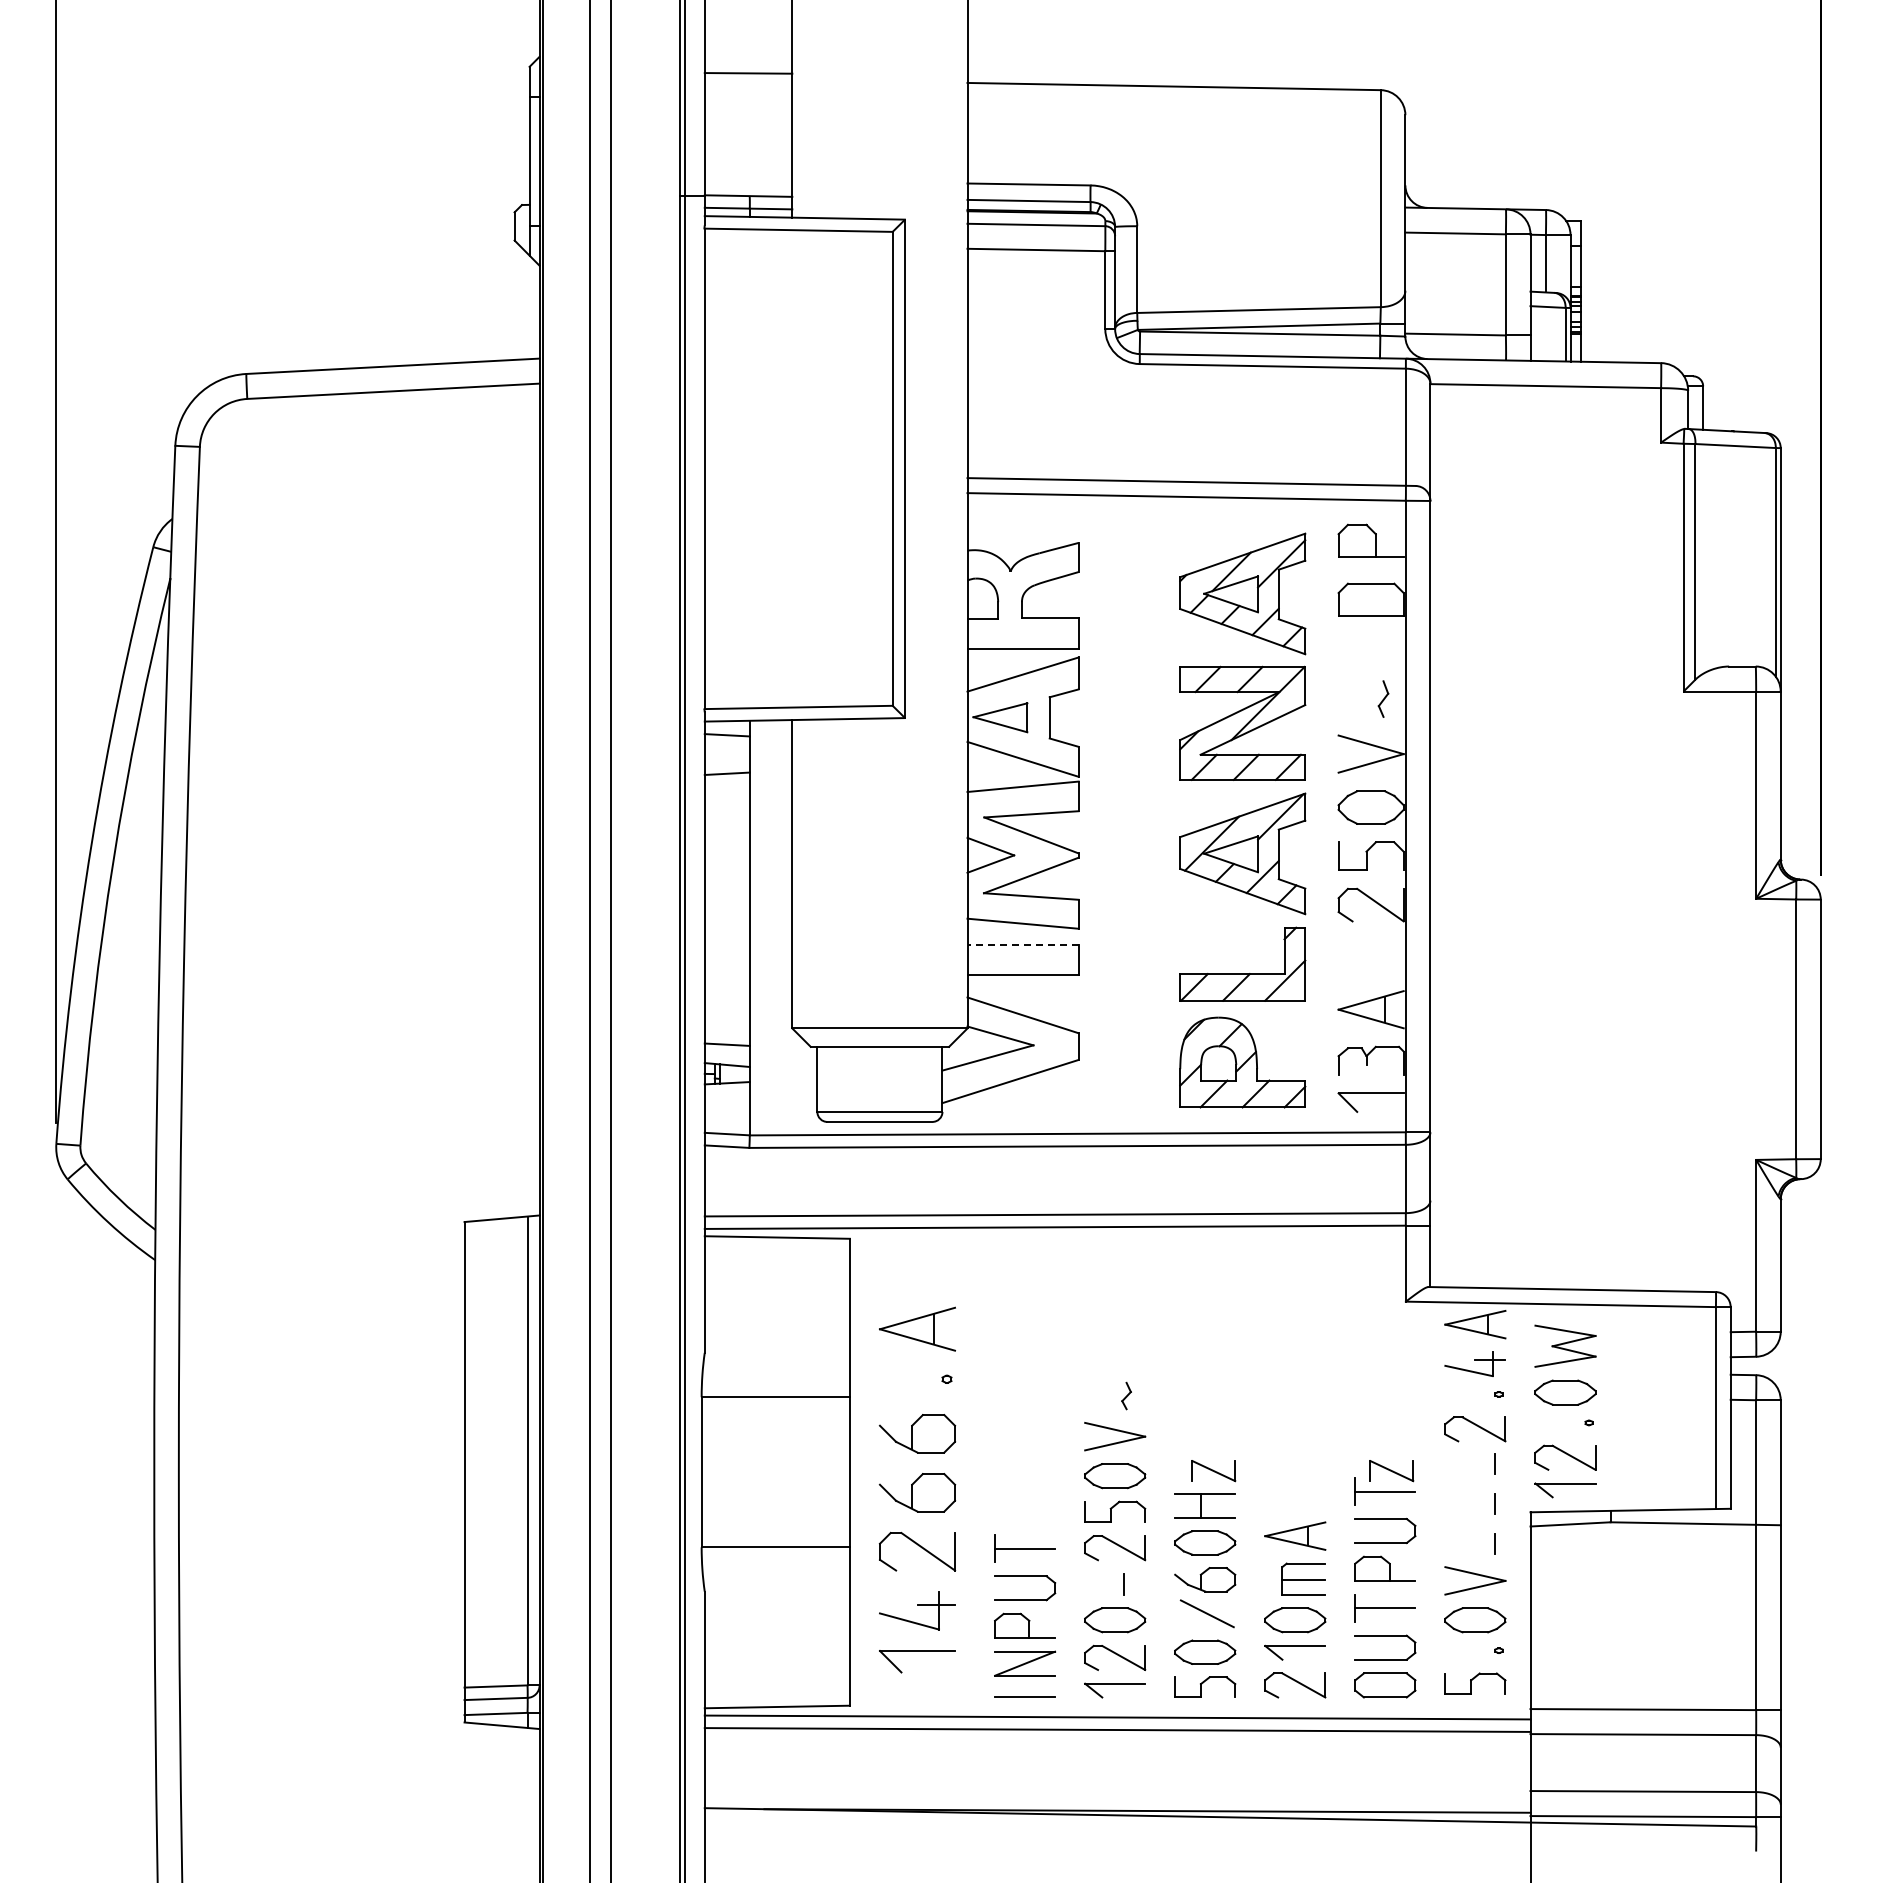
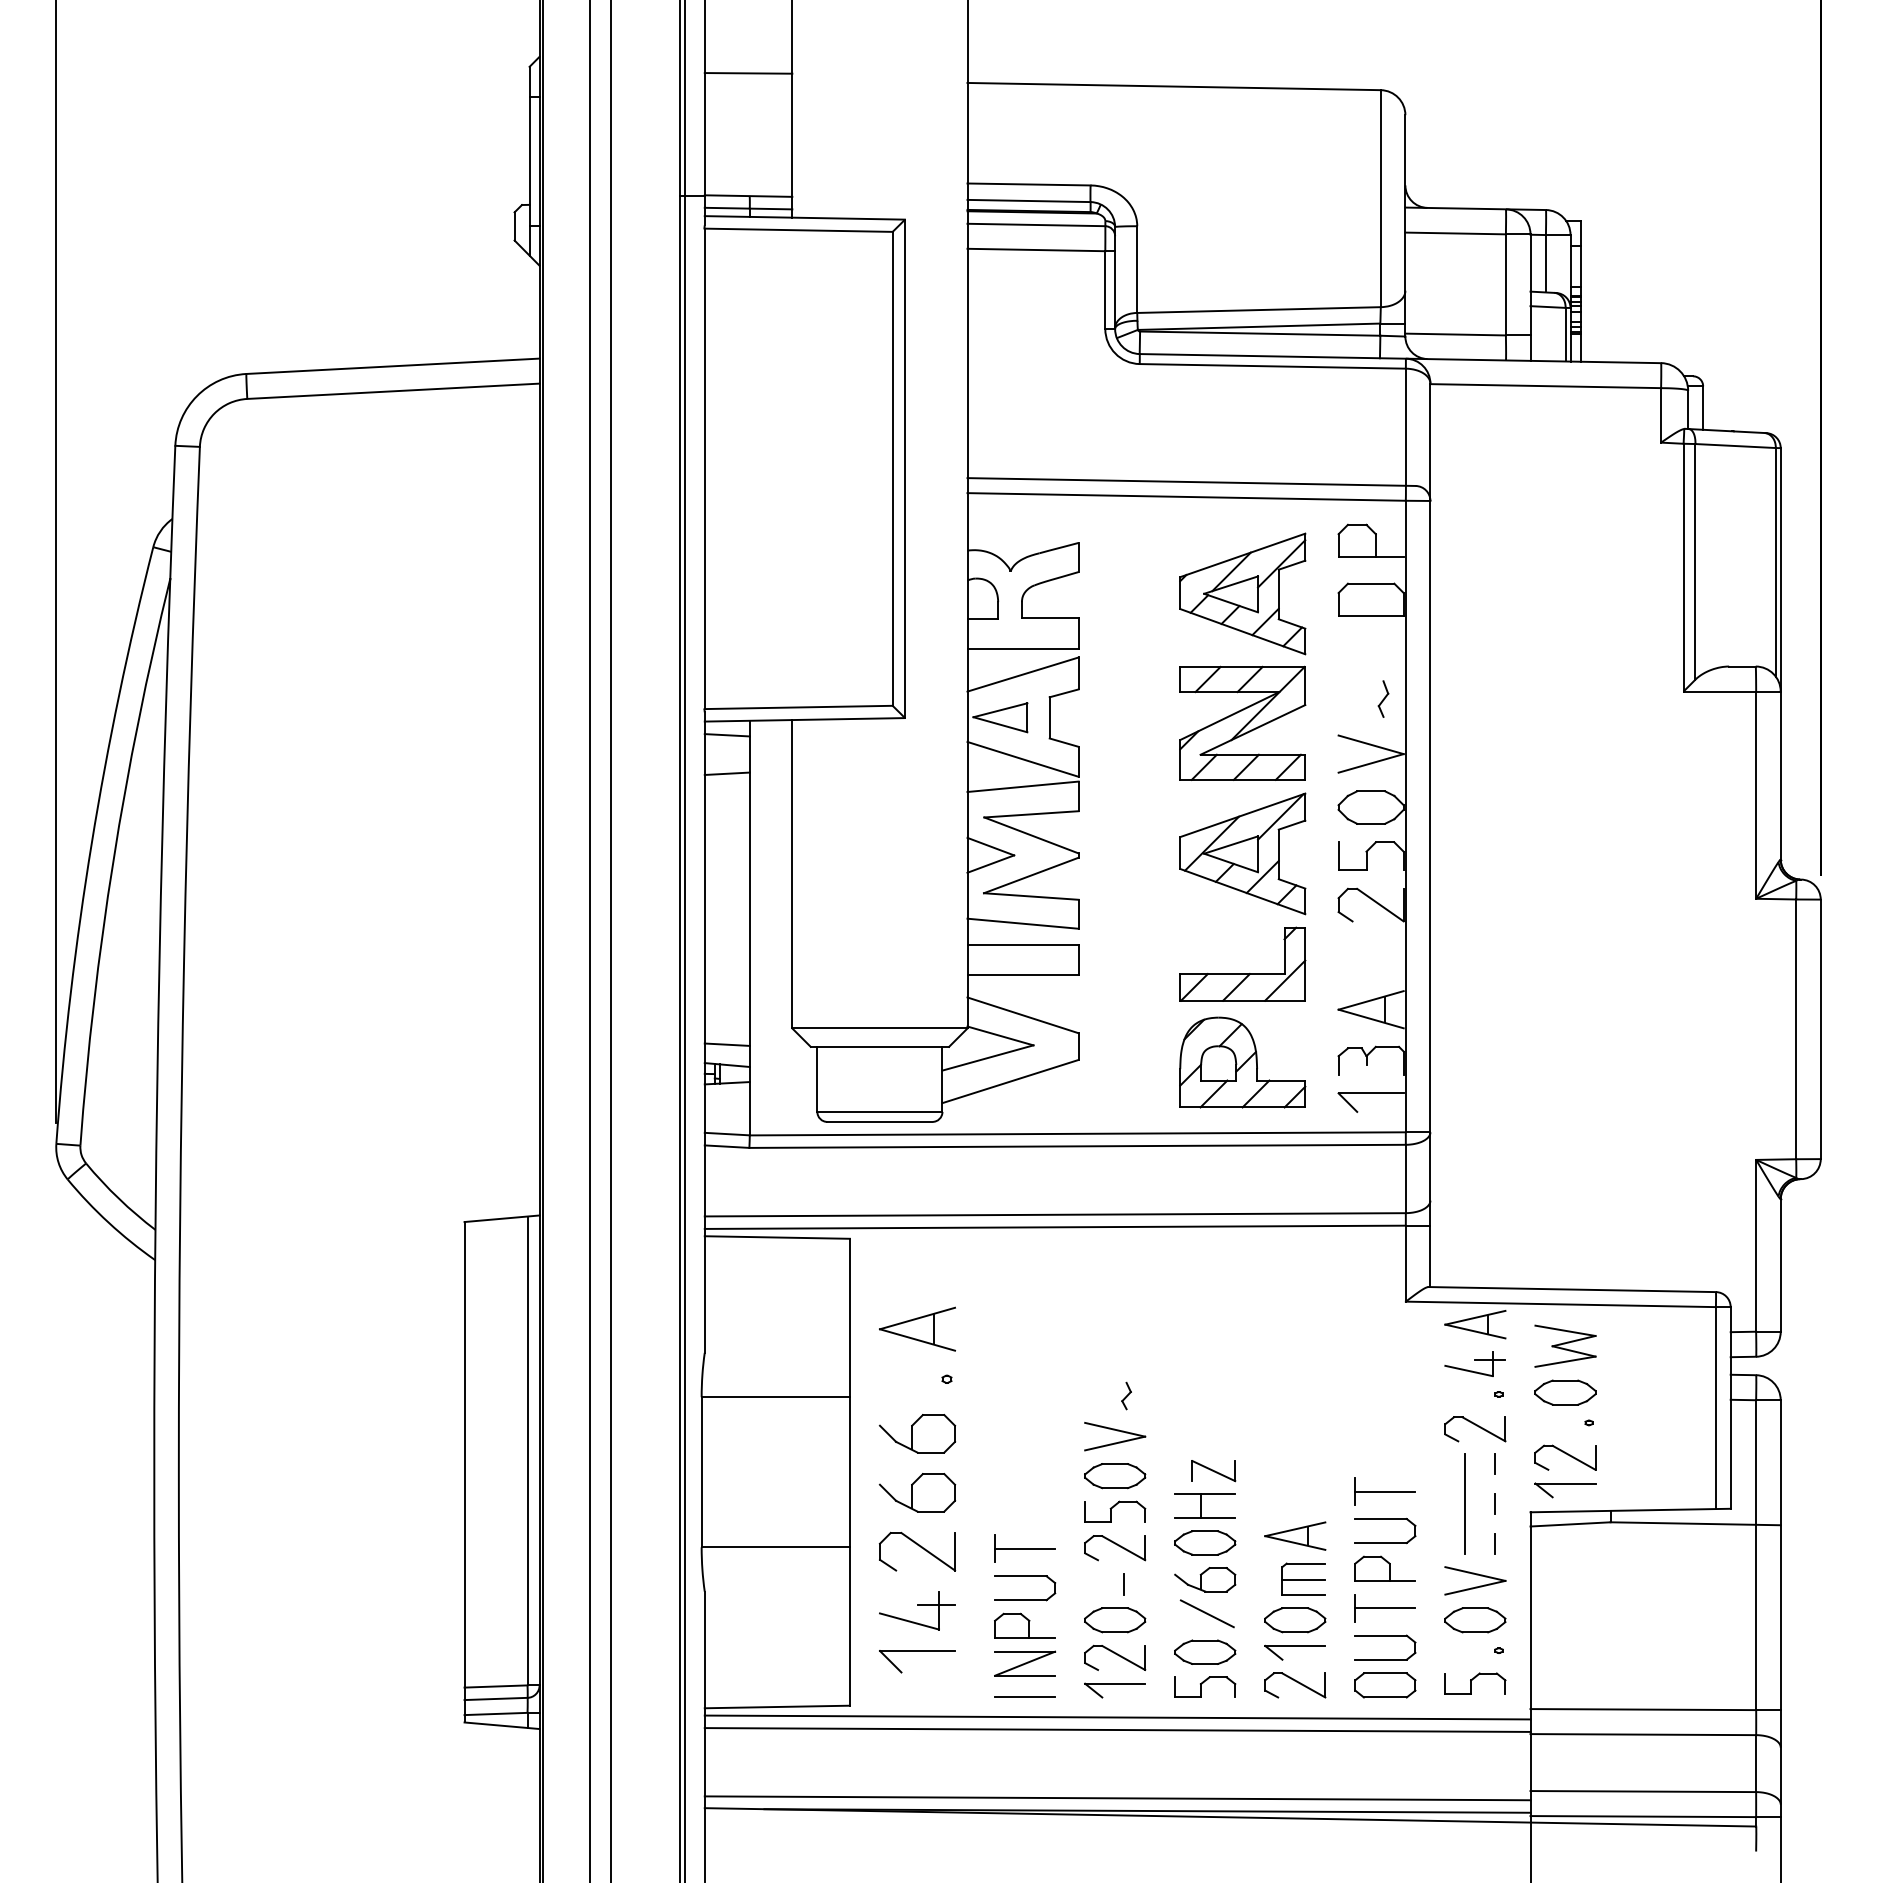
line: dashed -> solid (1023, 945)
part: present -> none (1391, 1471)
line: none -> present (1464, 1503)
line: none -> present (1117, 1798)
